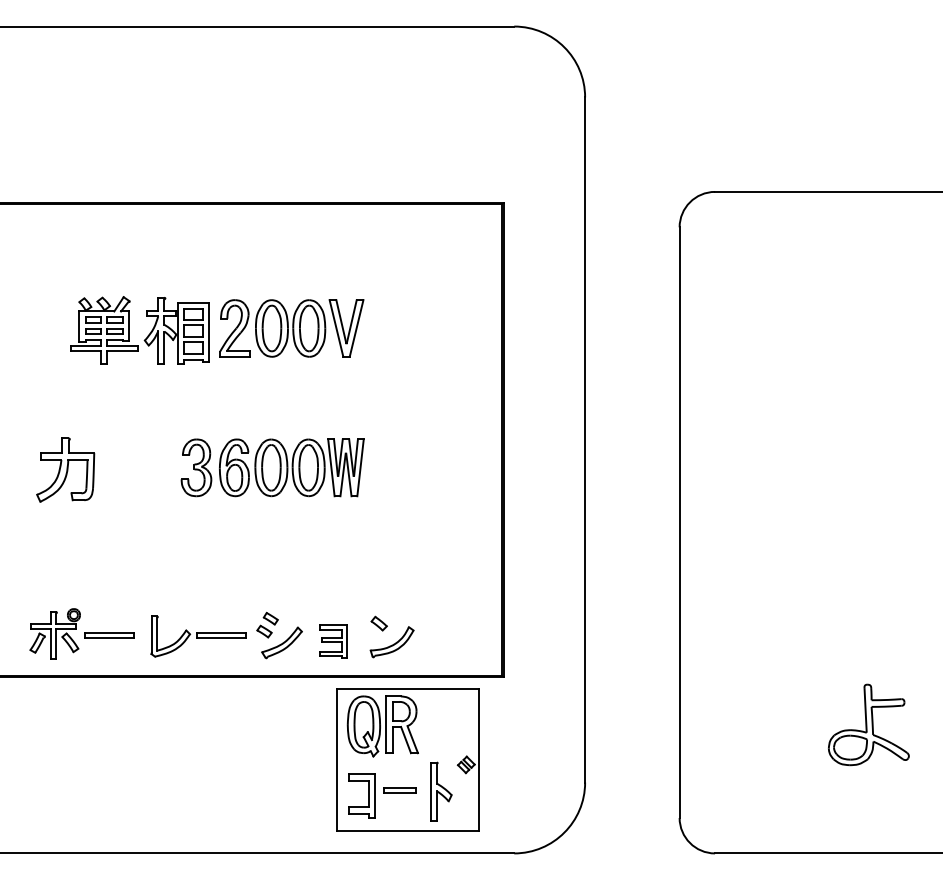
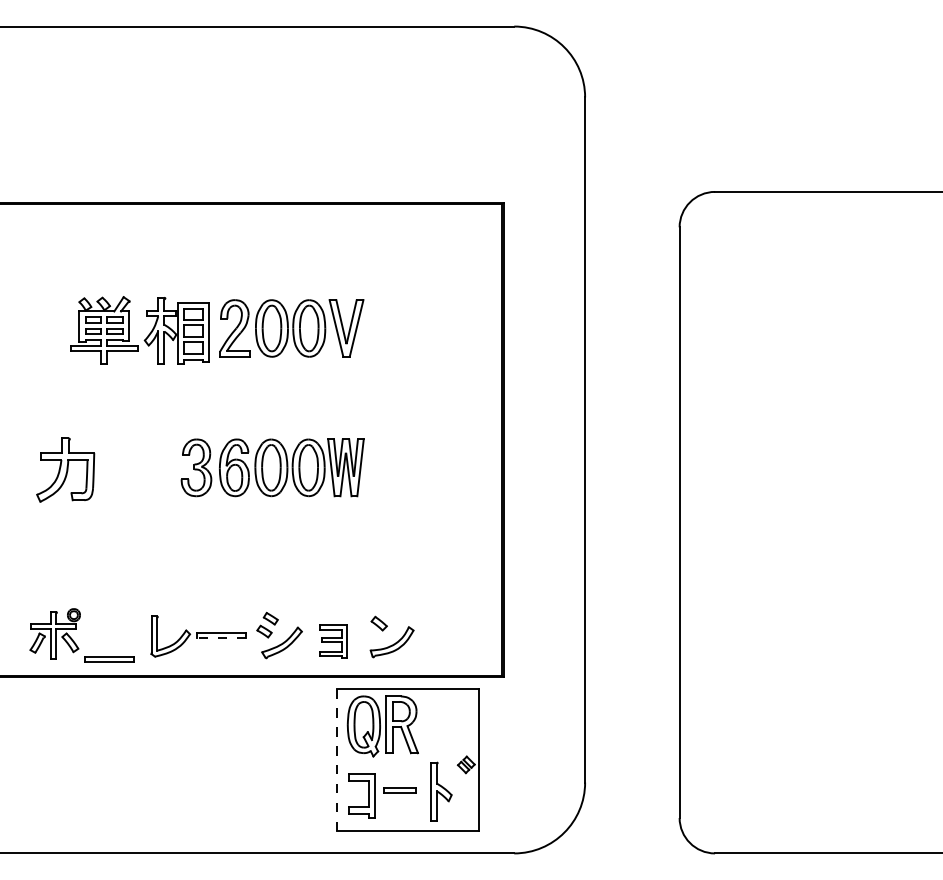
part position: (109, 635) -> (109, 659) (109, 659)
line: solid -> dashed (221, 638)
part: present -> none (868, 724)
line: solid -> dashed (336, 760)
